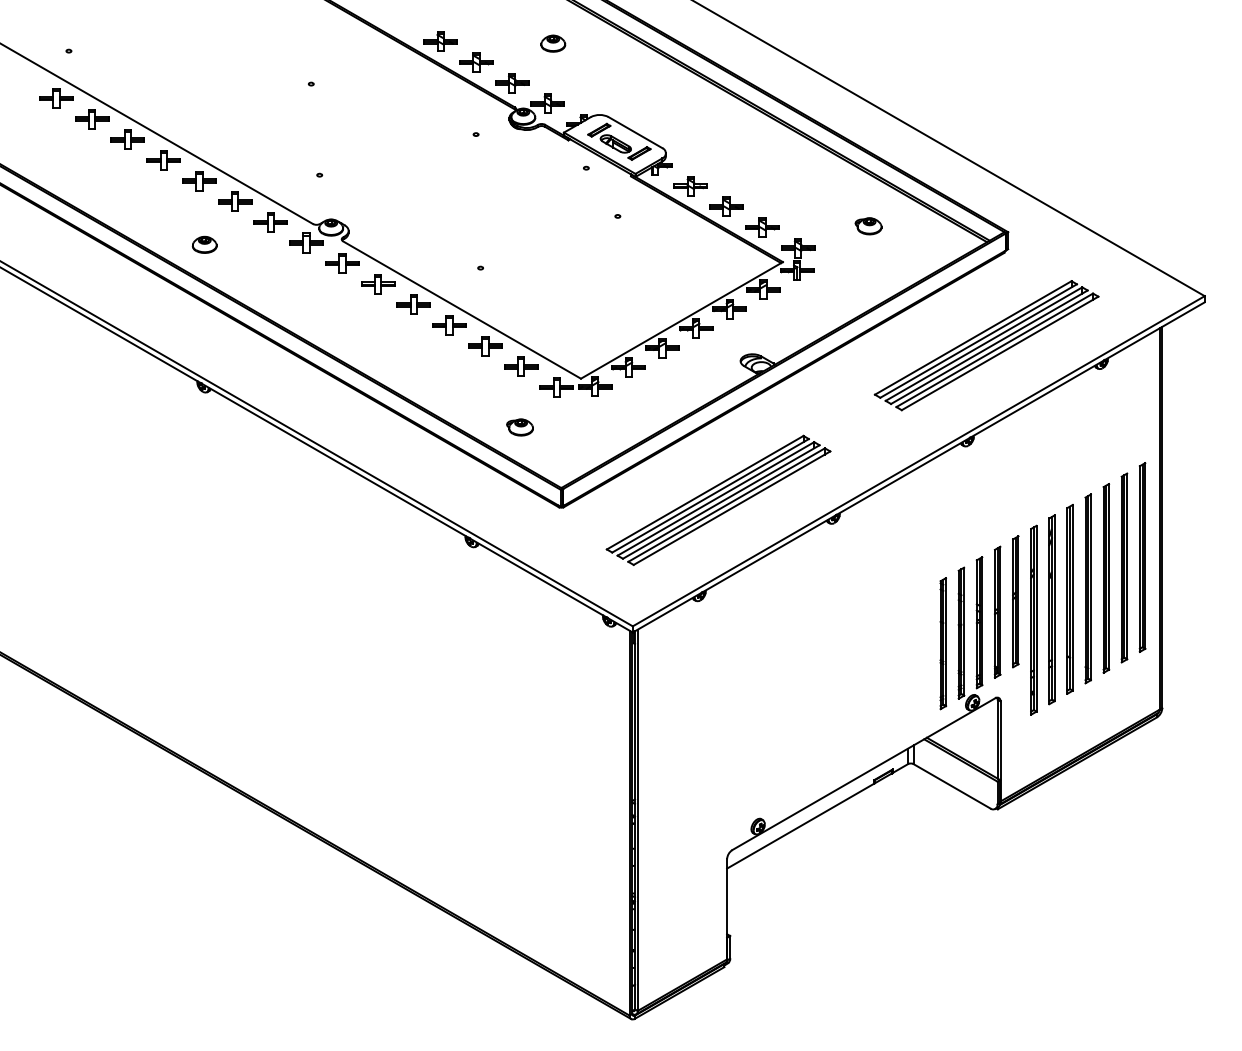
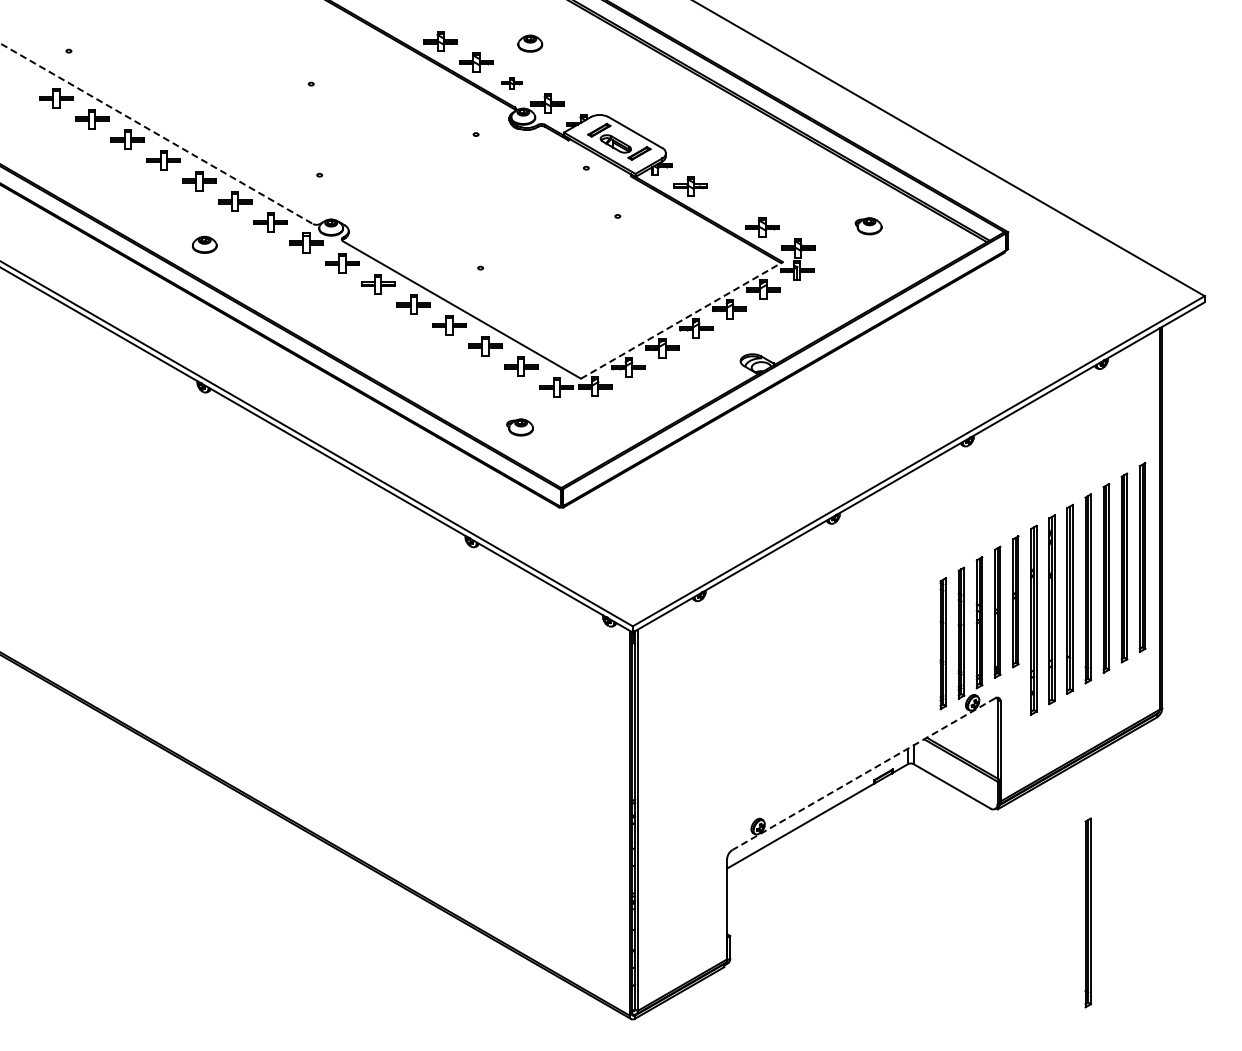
part position: (553, 43) -> (530, 43) (530, 43)
part size: 35x21 px -> 22x13 px (511, 83)
line: solid -> dashed (157, 133)
part: present -> none (726, 206)
line: solid -> dashed (681, 320)
part: present -> none (986, 345)
part: present -> none (718, 499)
line: solid -> dashed (863, 774)
part: none -> present (1087, 912)
